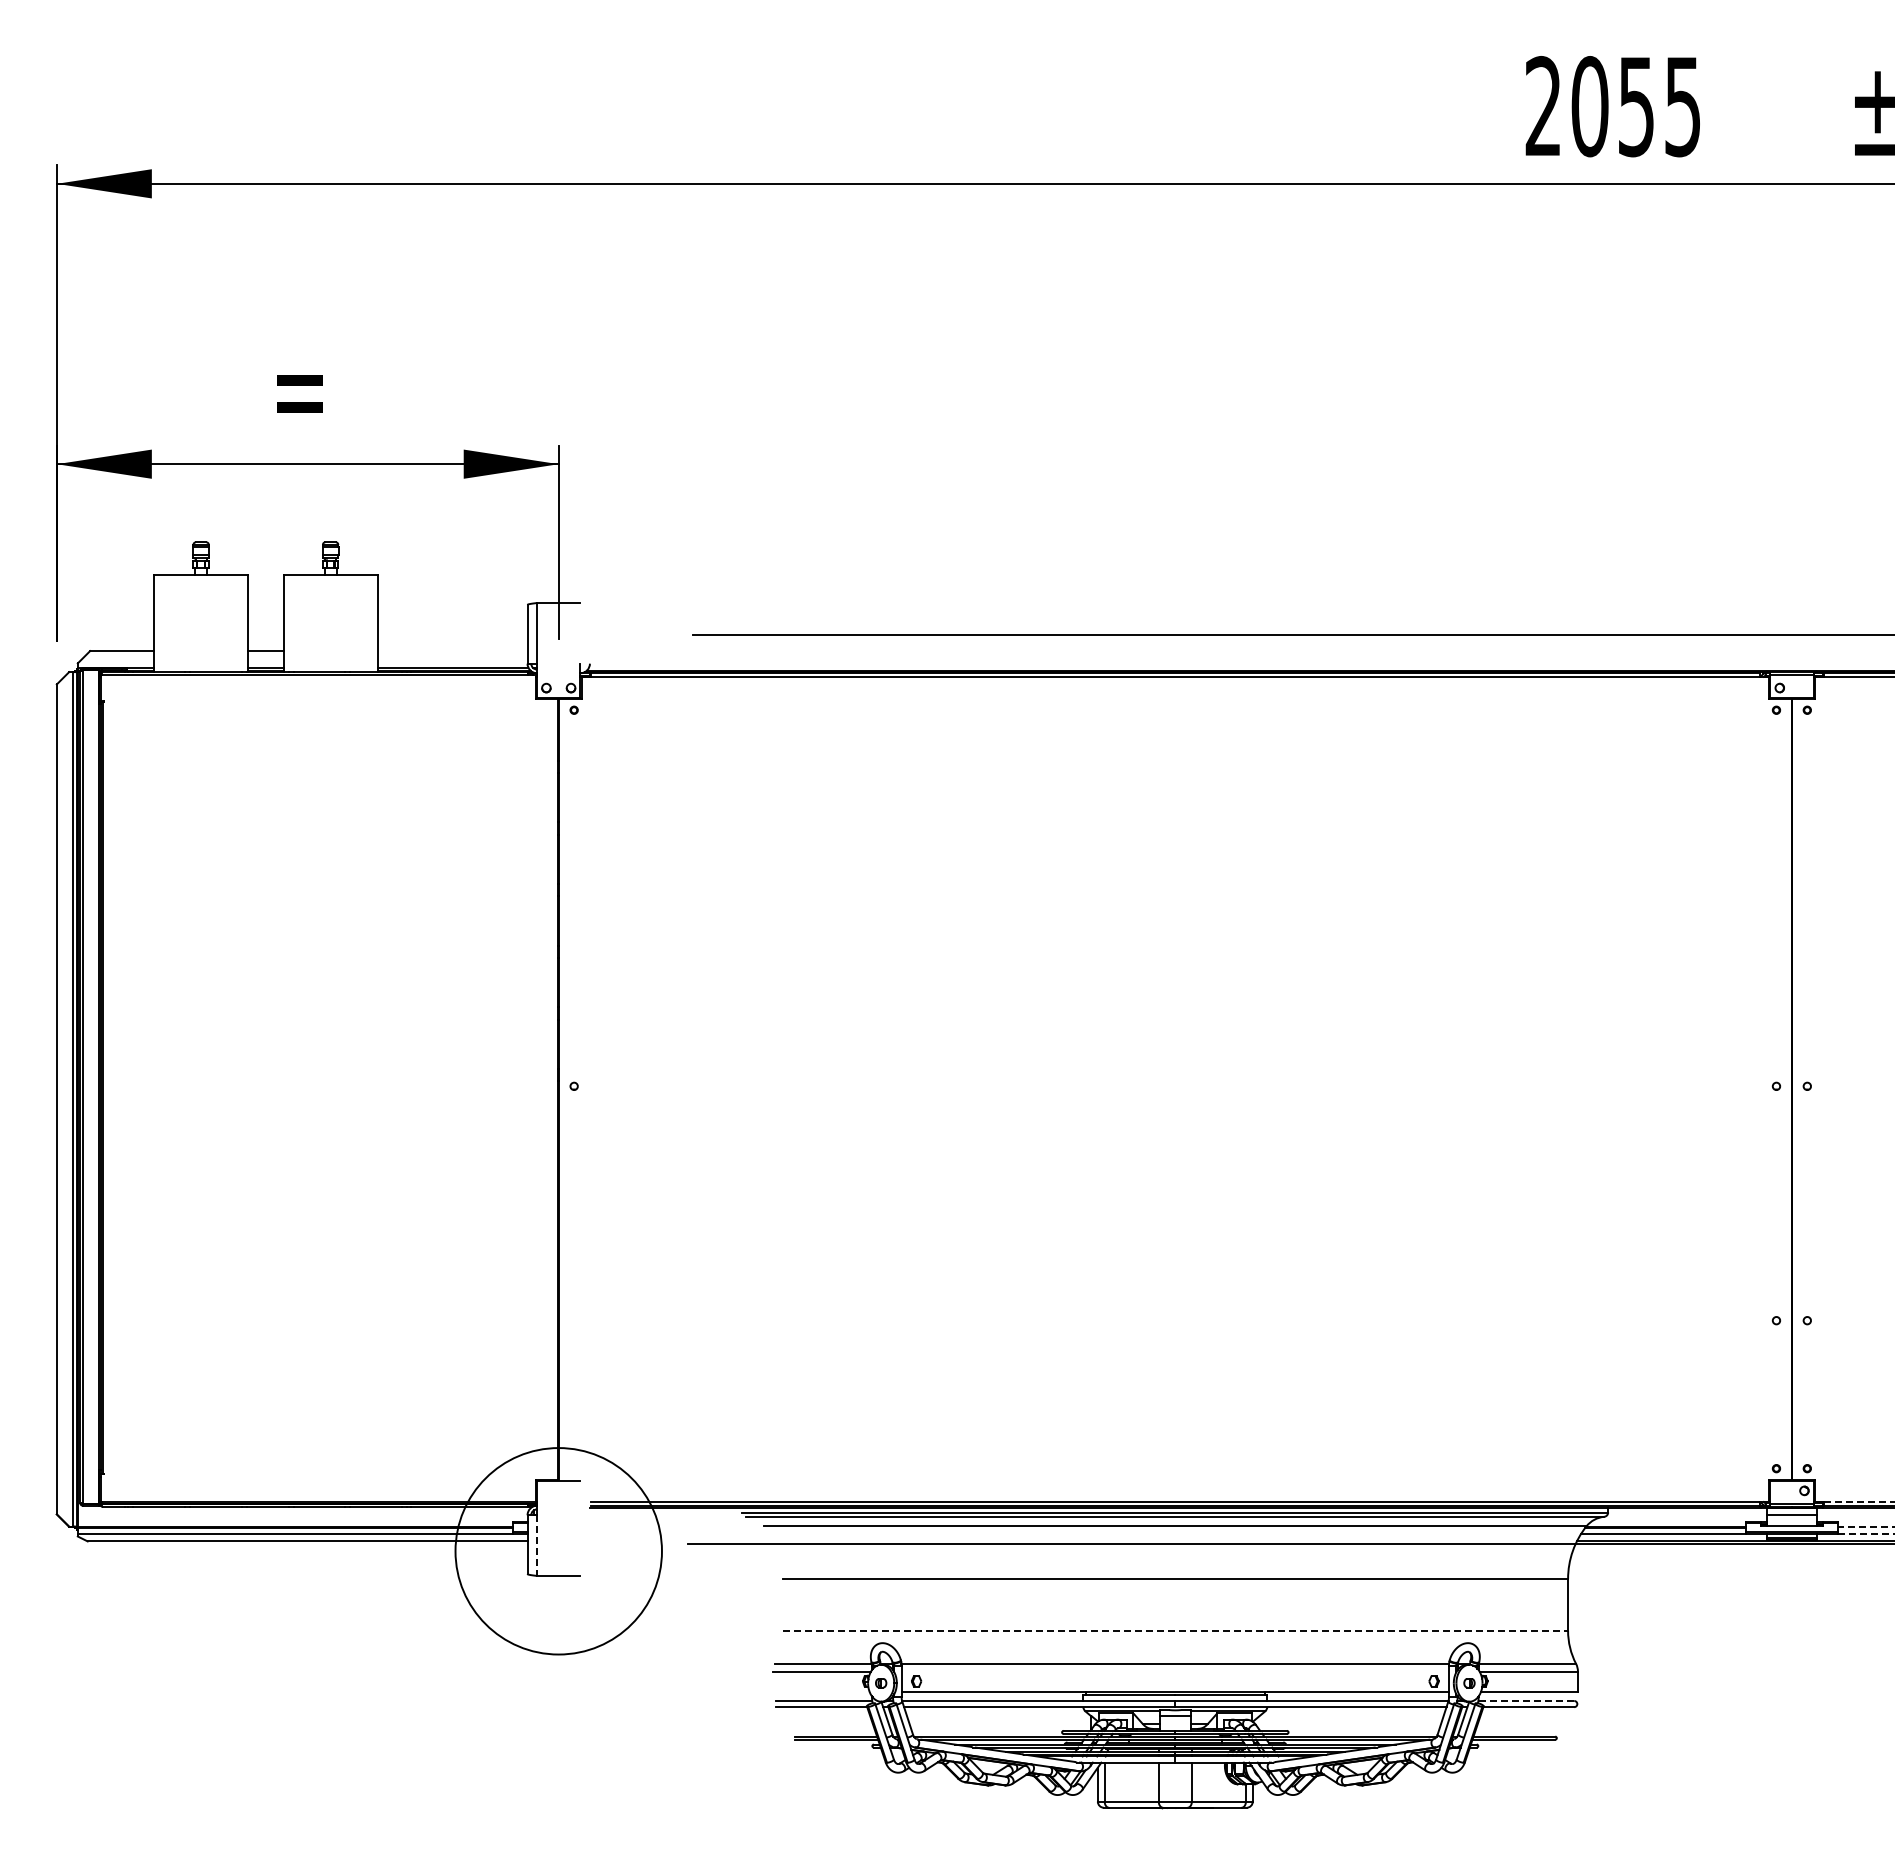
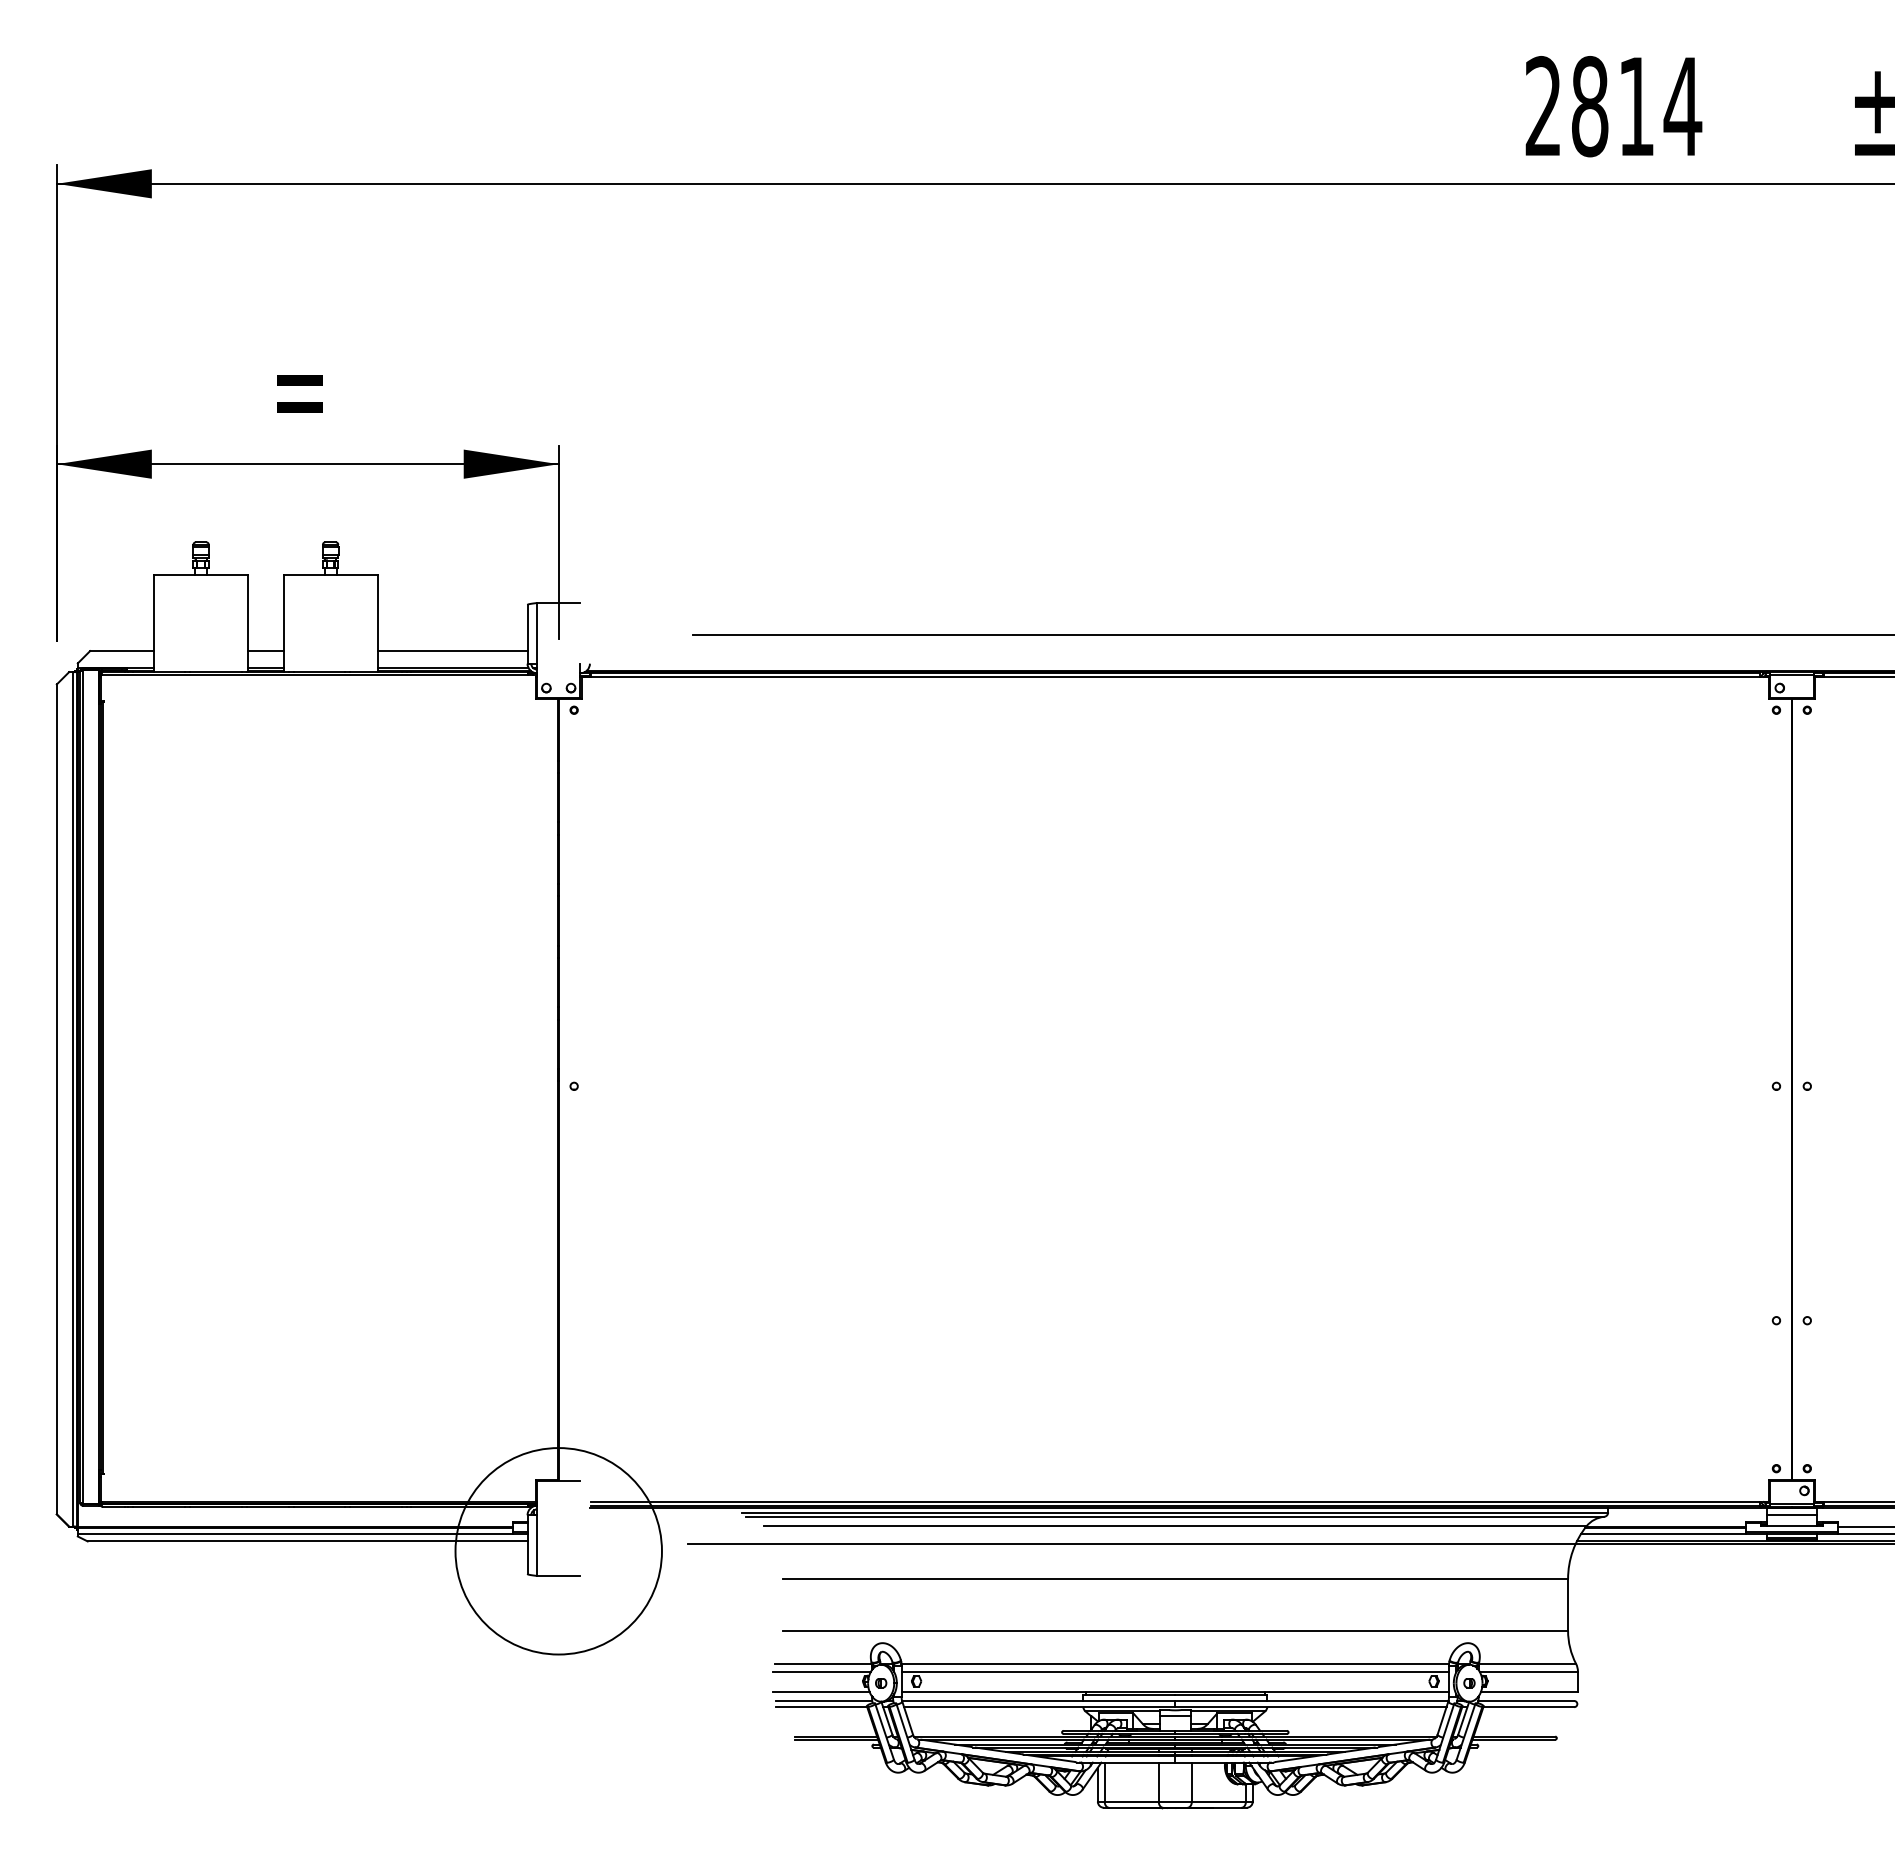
text: 2055 -> 2814 (1636, 106)
line: none -> present (452, 651)
line: dashed -> solid (1859, 1501)
line: dashed -> solid (1866, 1526)
line: dashed -> solid (1867, 1533)
line: dashed -> solid (537, 1546)
line: dashed -> solid (1175, 1630)
line: none -> present (1174, 1671)
line: none -> present (820, 1692)
line: dashed -> solid (1526, 1700)
